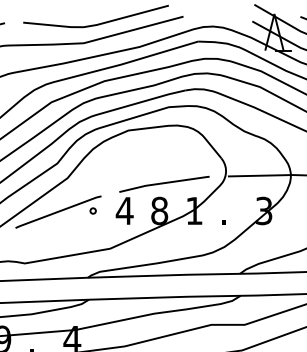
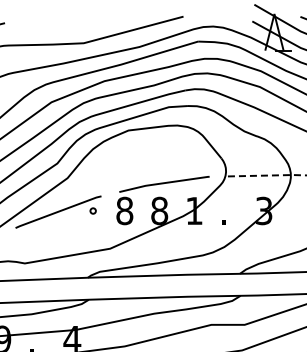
line: present -> none (97, 23)
line: solid -> dashed (267, 175)
text: 4 -> 8 (124, 210)
